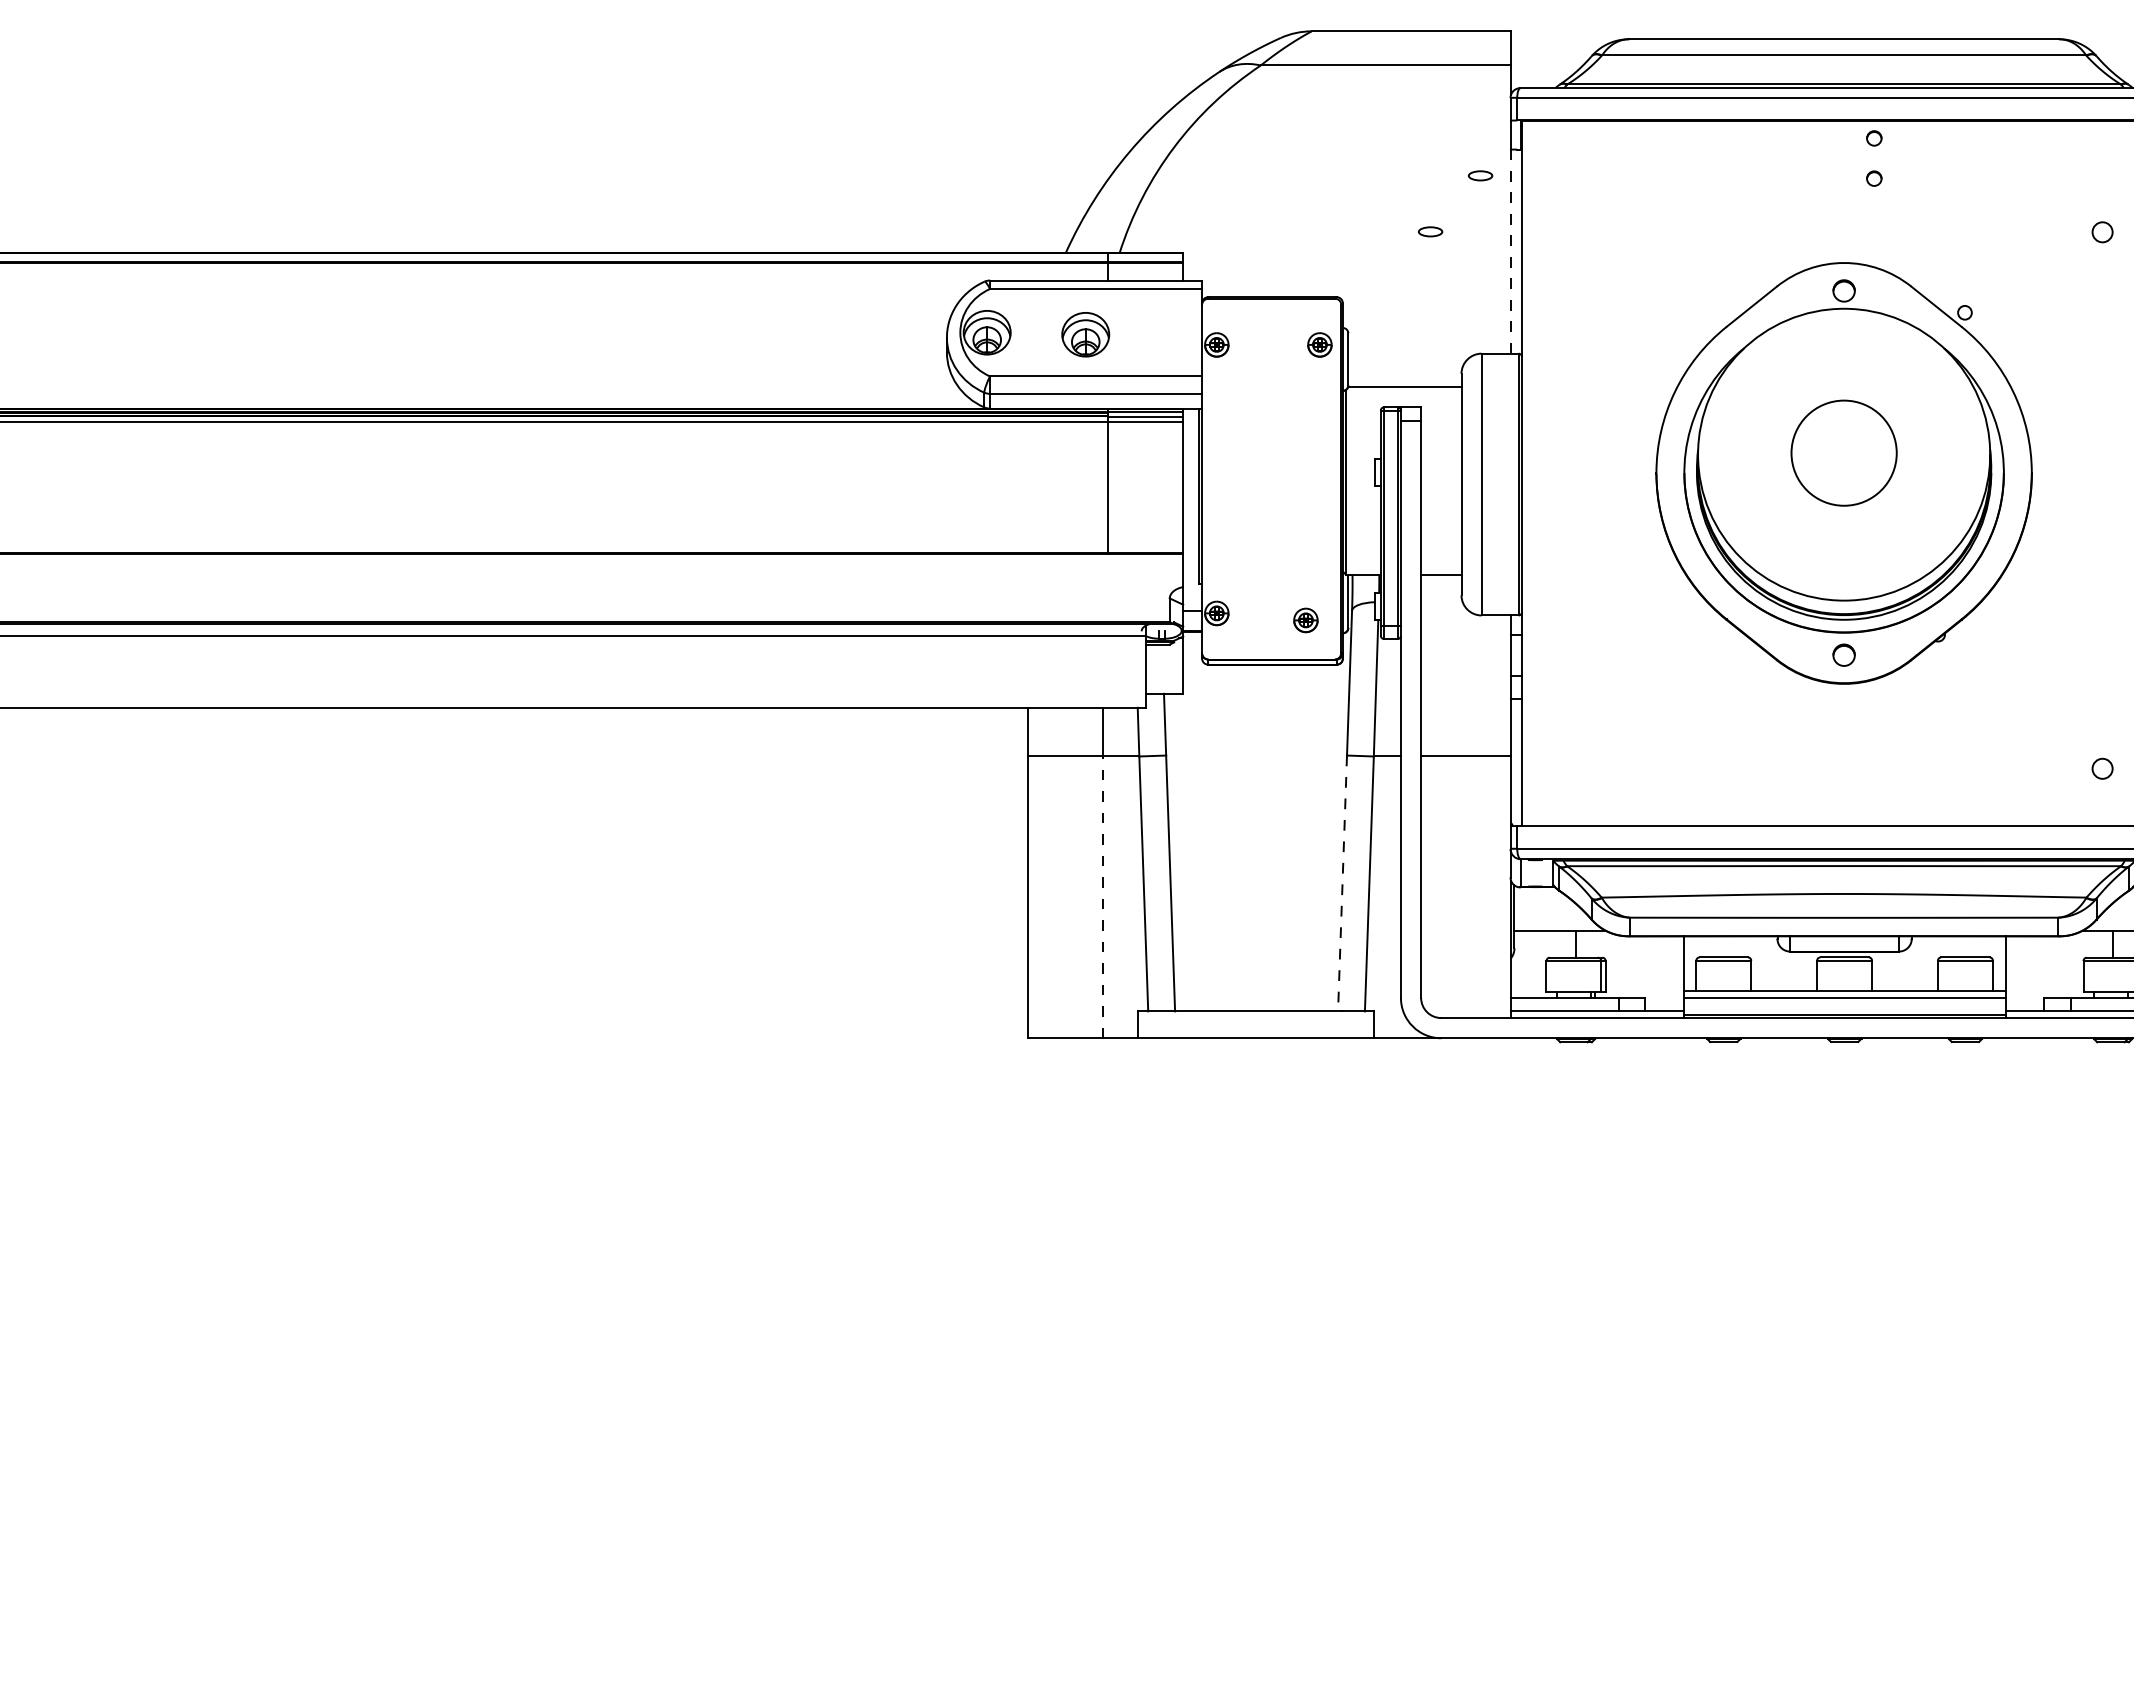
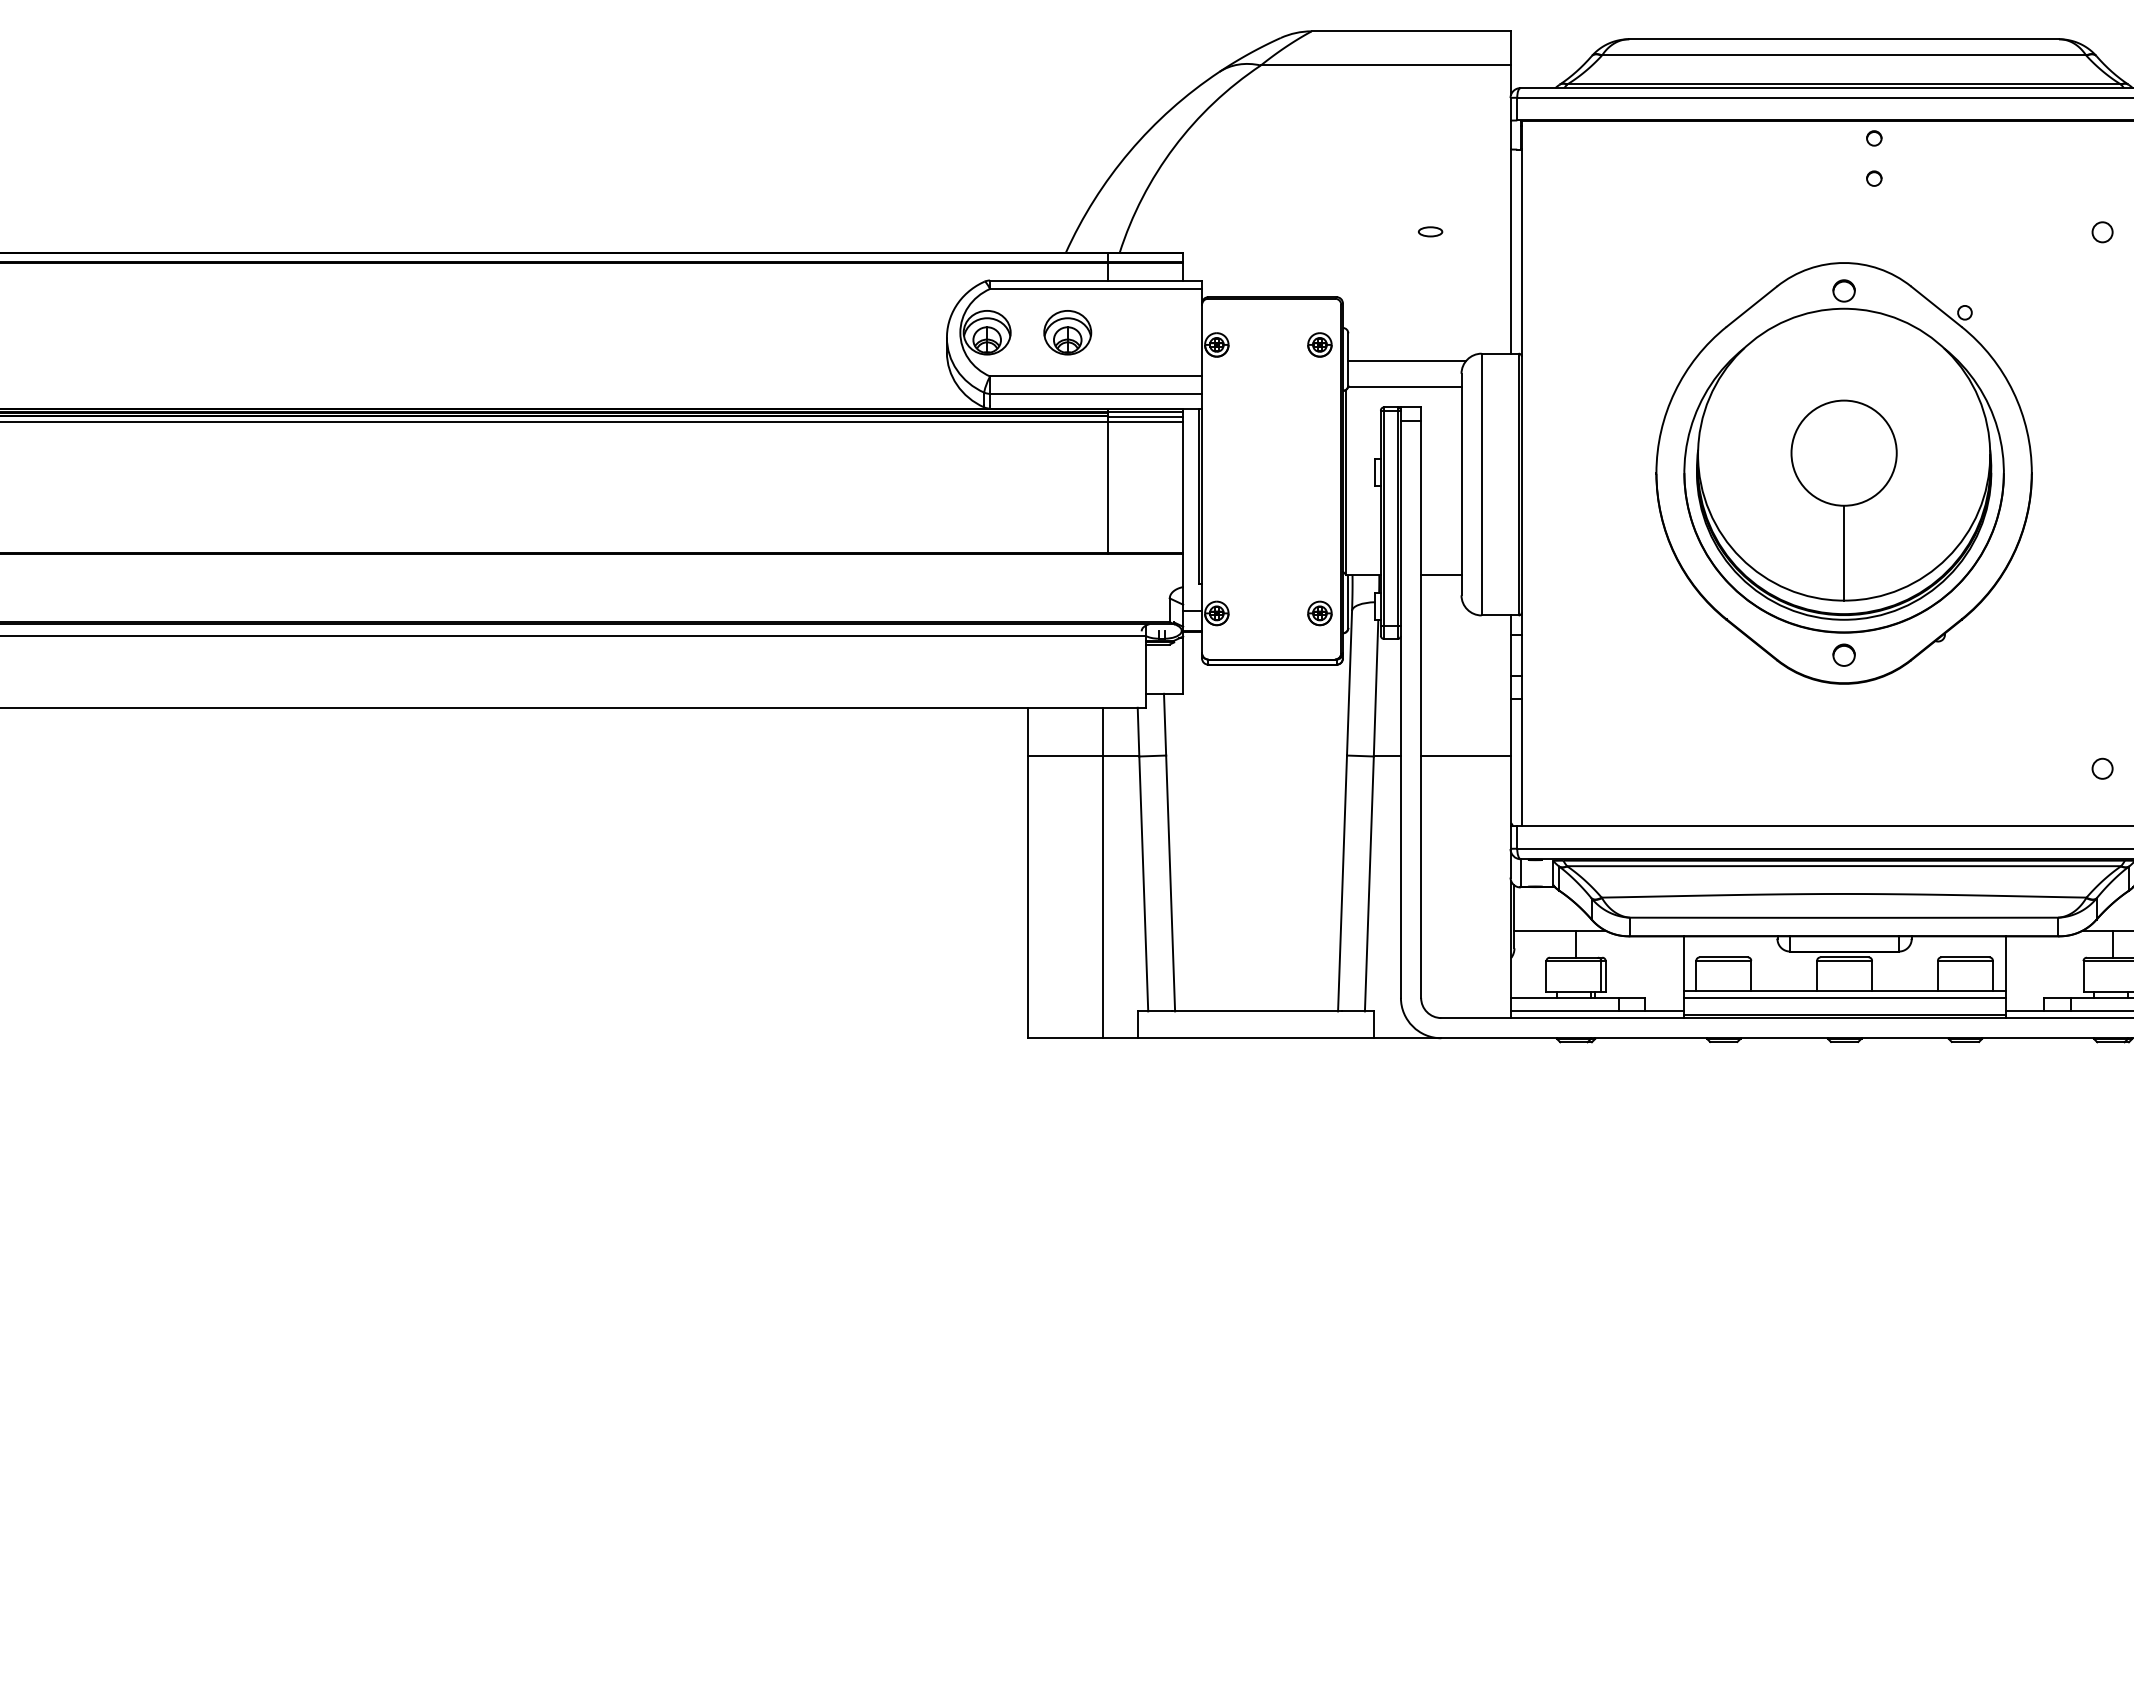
part: present -> none (1480, 175)
line: dashed -> solid (1511, 252)
part position: (1085, 334) -> (1067, 332) (1067, 332)
line: none -> present (1407, 361)
line: none -> present (1844, 552)
part position: (1305, 620) -> (1319, 613) (1319, 613)
line: dashed -> solid (1342, 883)
line: dashed -> solid (1102, 897)
